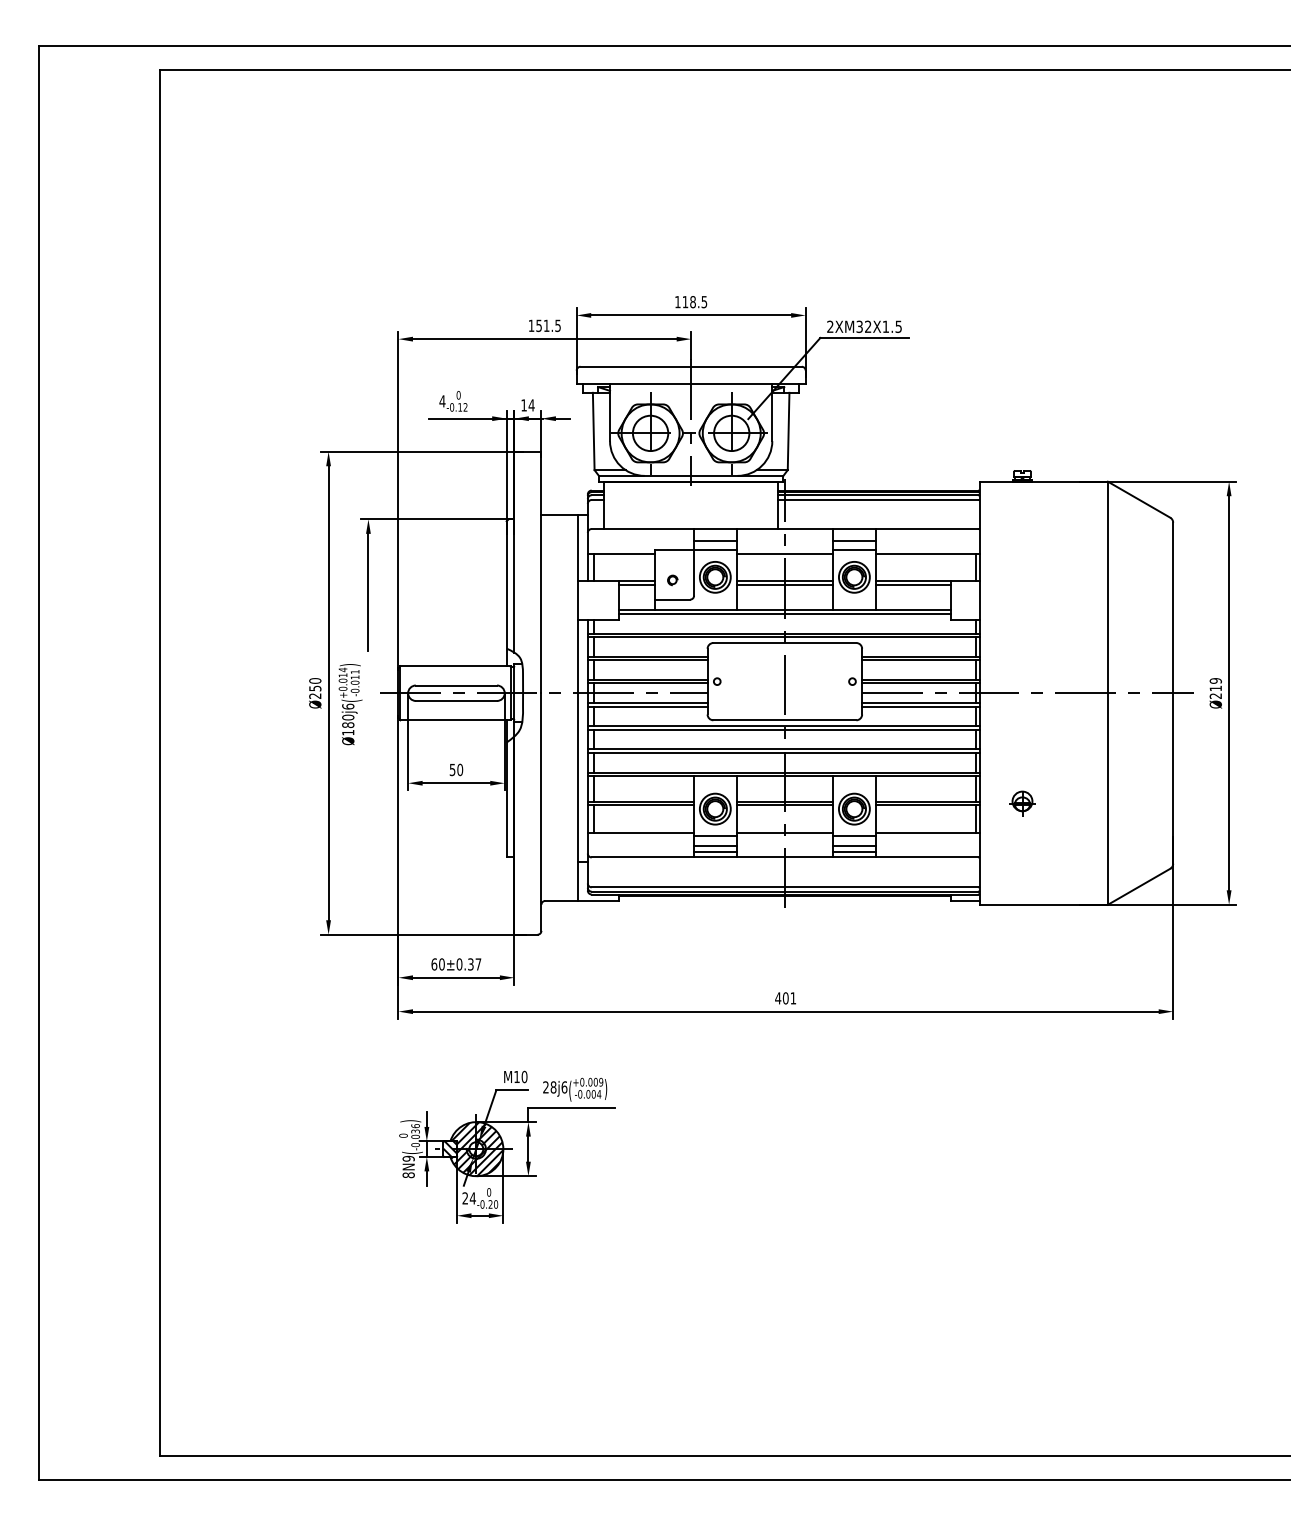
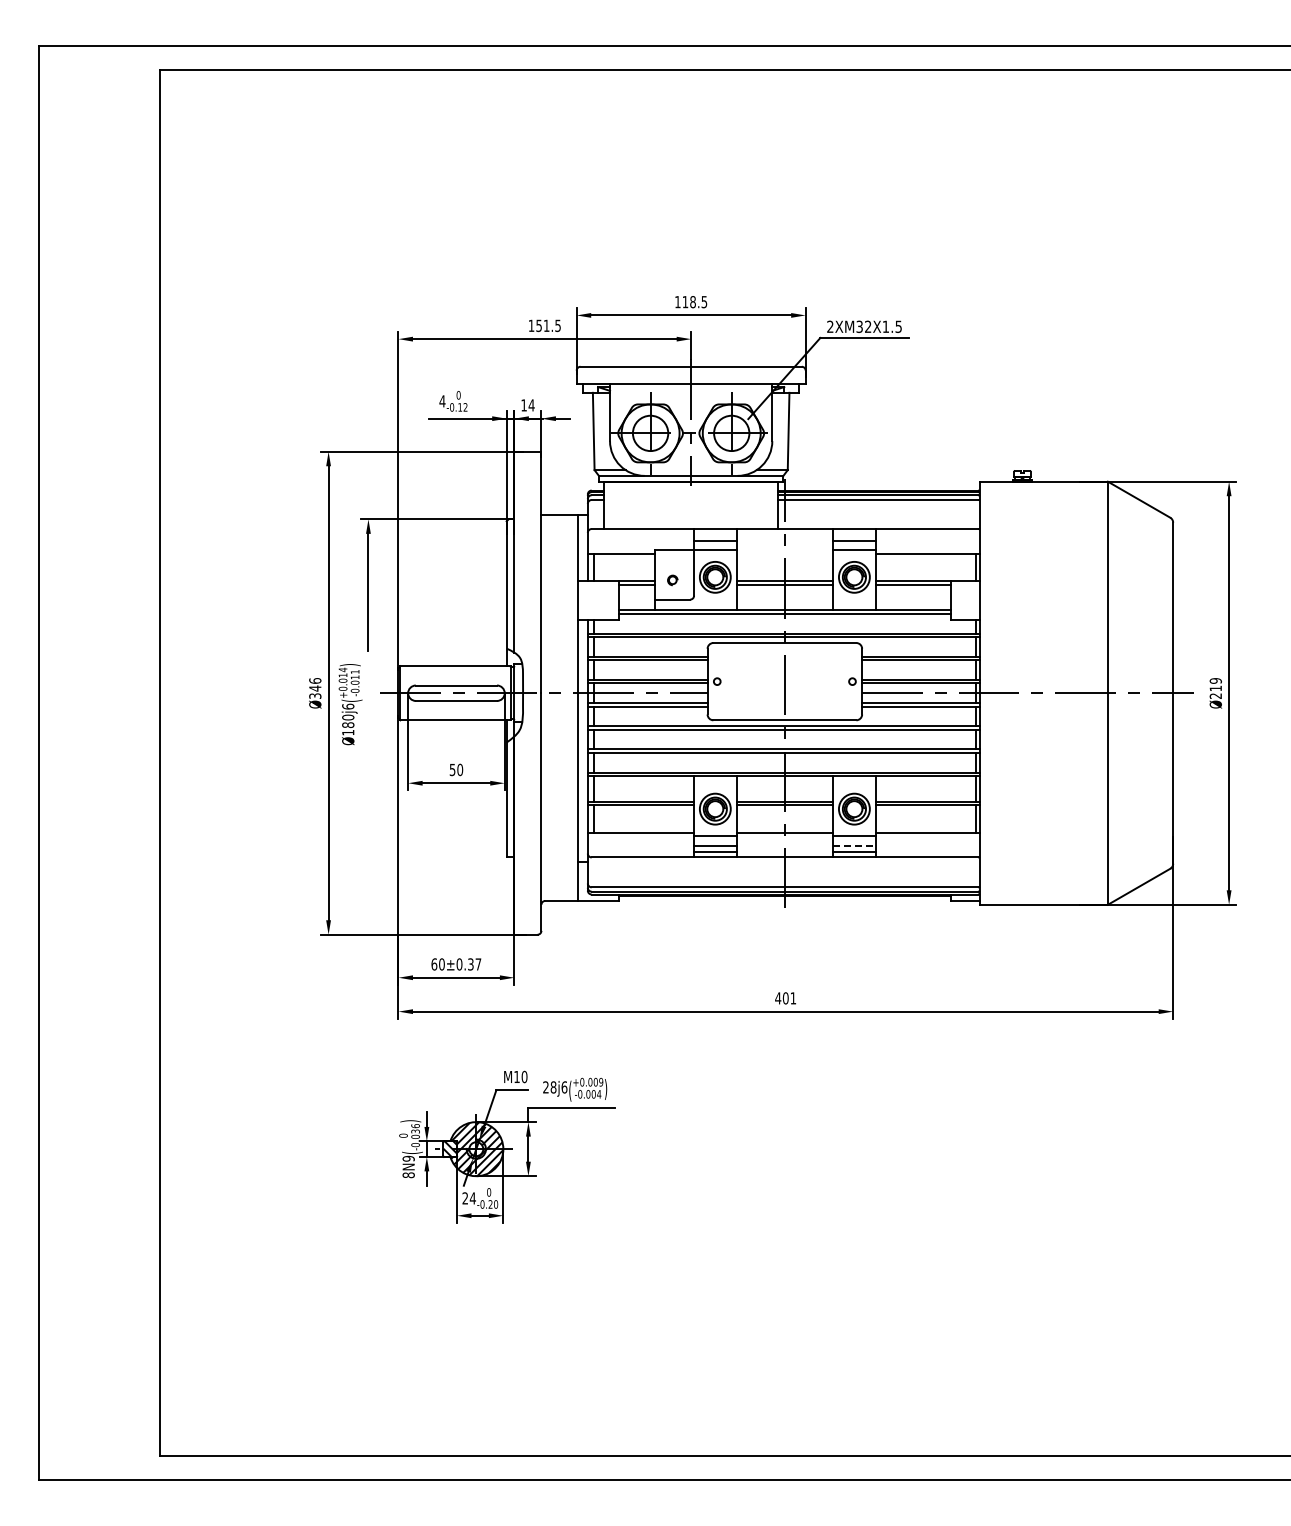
line: present -> none (784, 553)
text: Ø250 -> Ø346 (315, 688)
part: present -> none (1022, 803)
line: solid -> dashed (854, 845)
